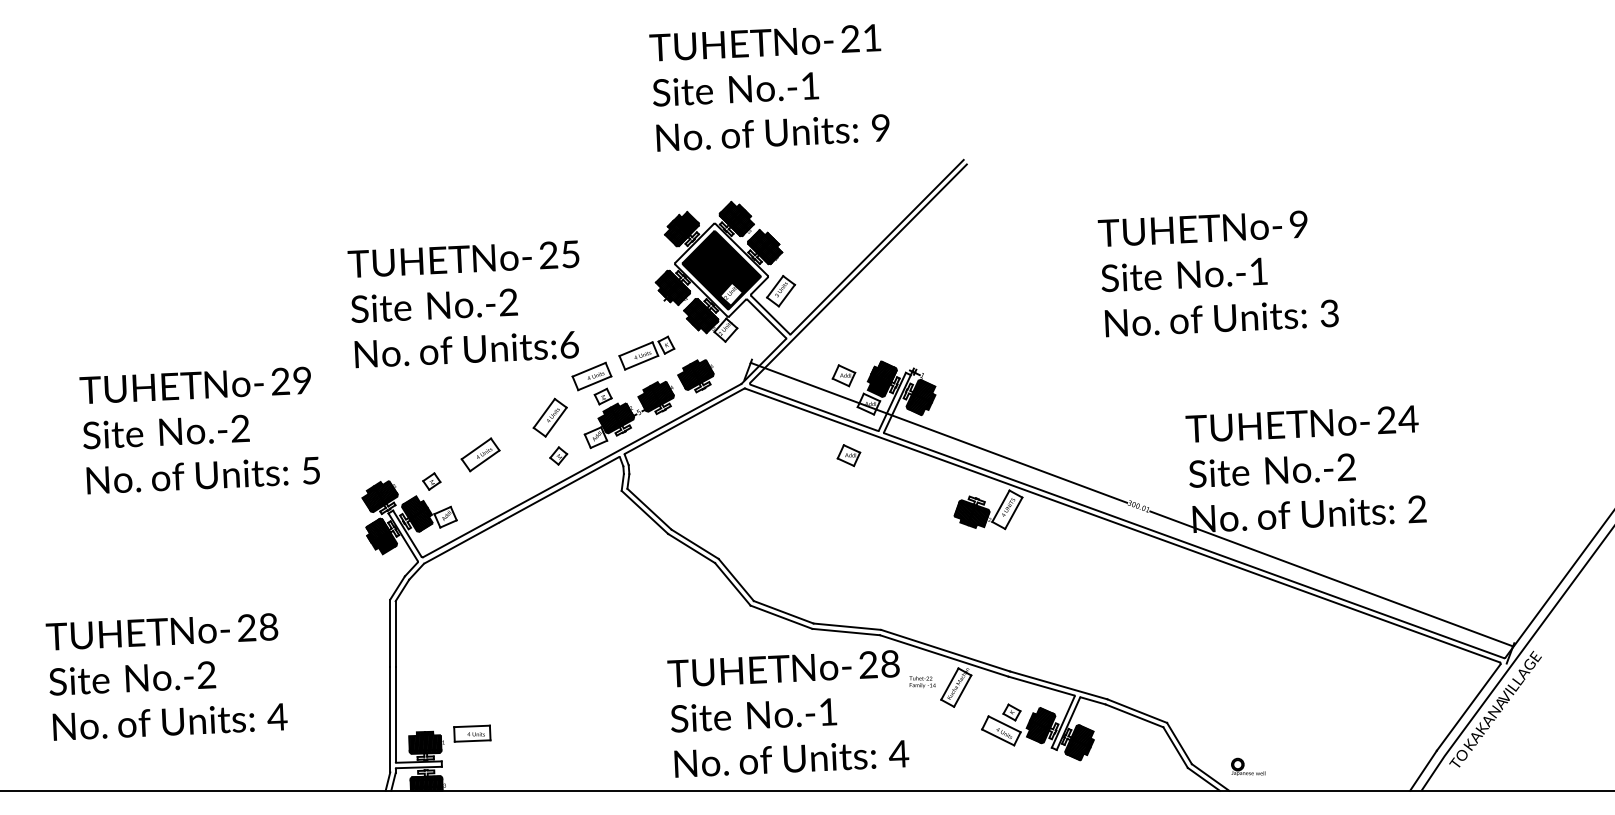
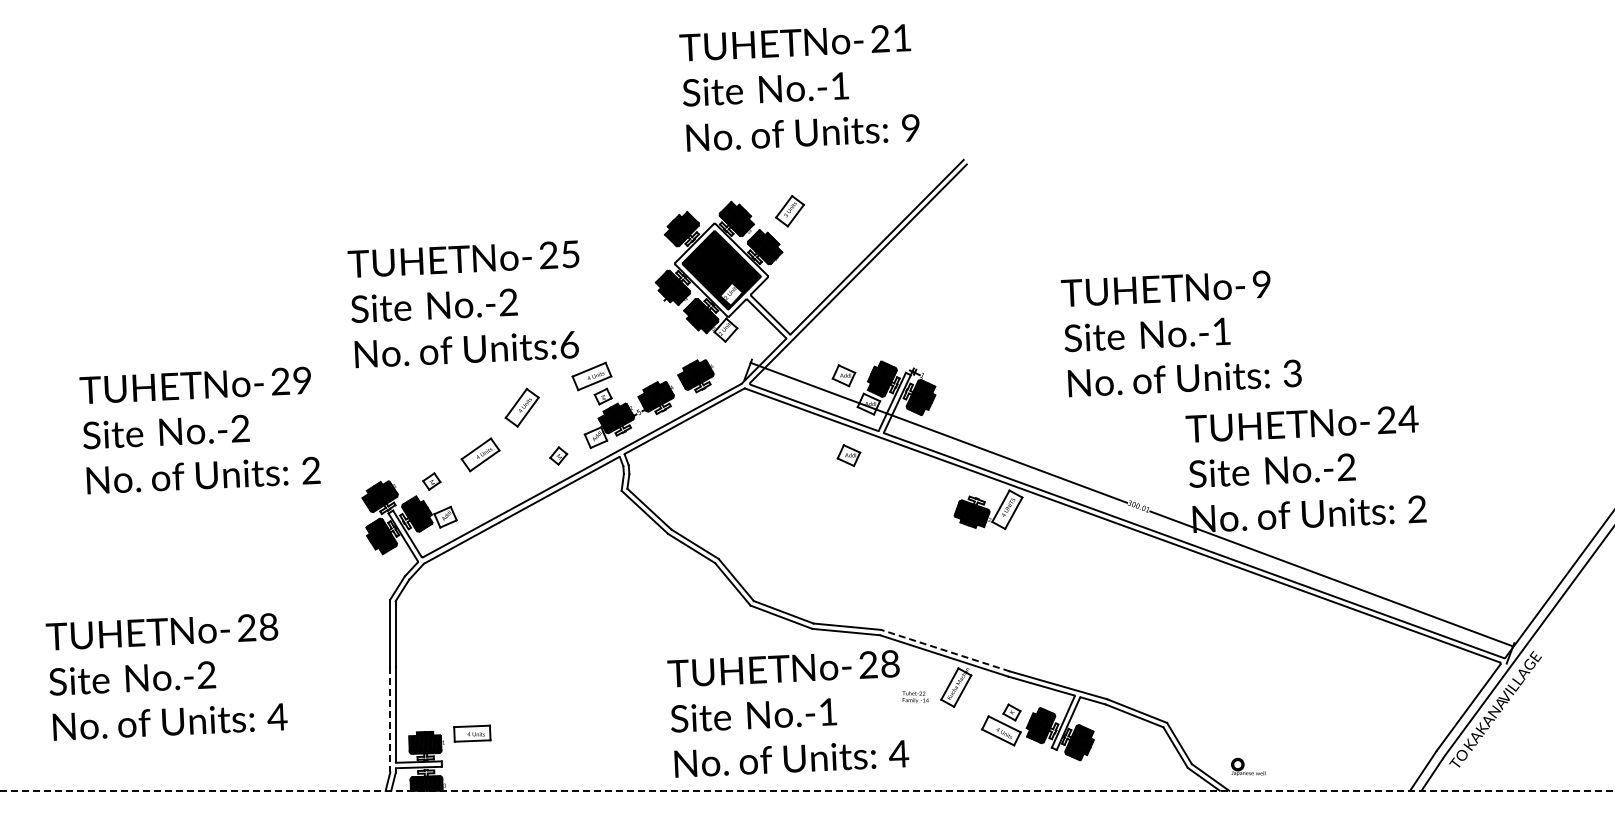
text position: (769, 87) -> (799, 87) (799, 87)
text position: (1217, 273) -> (1180, 333) (1180, 333)
part position: (781, 291) -> (790, 211) (790, 211)
part: present -> none (646, 352)
part position: (549, 417) -> (521, 407) (521, 407)
text: 5 -> 2 (311, 470)
line: solid -> dashed (945, 650)
text position: (922, 682) -> (915, 697) (915, 697)
line: solid -> dashed (390, 719)
line: solid -> dashed (808, 790)
